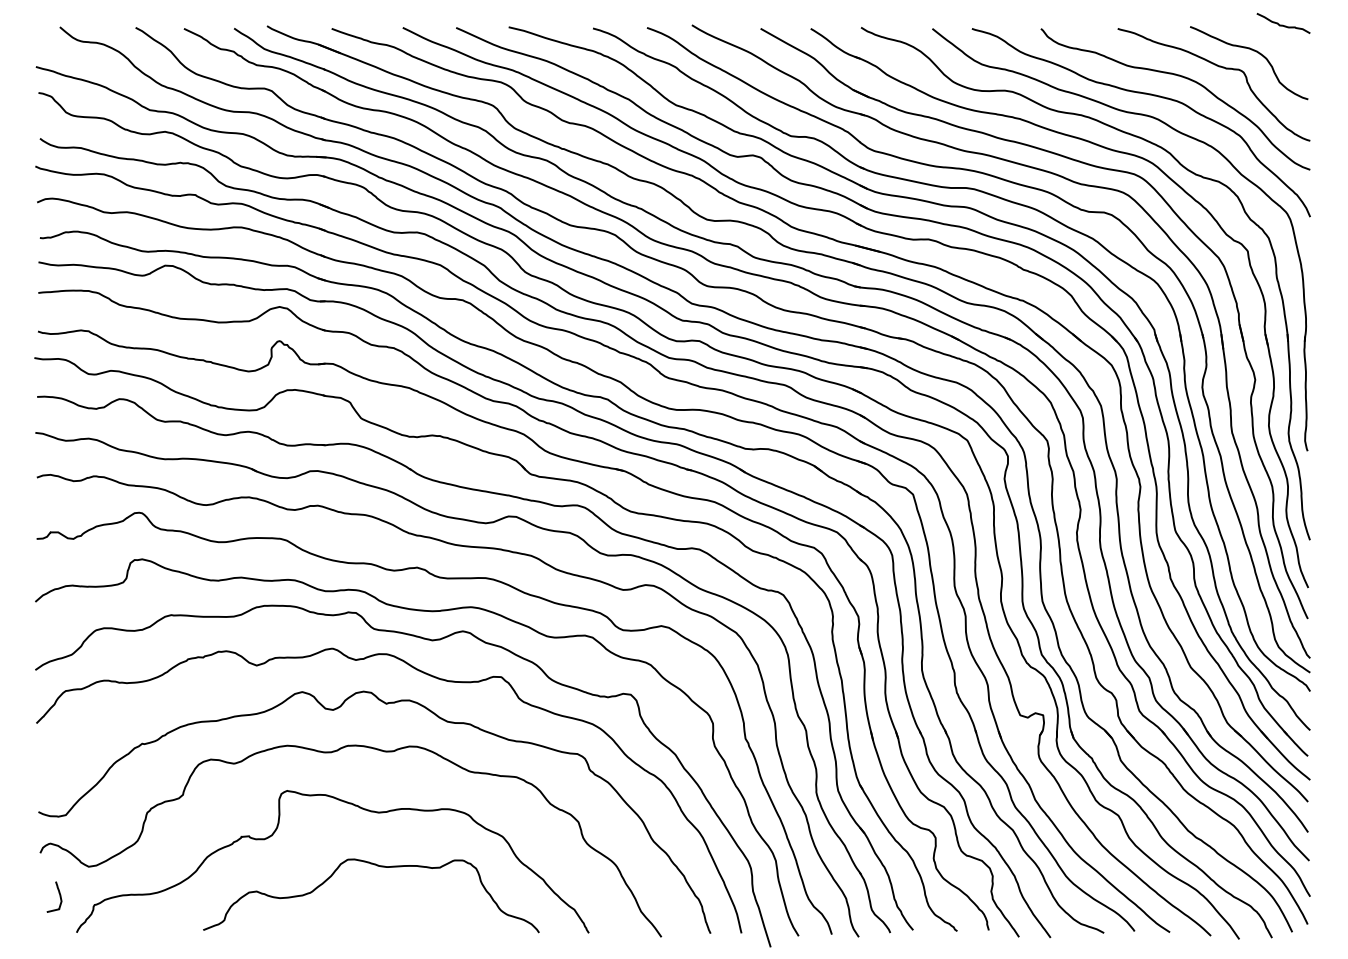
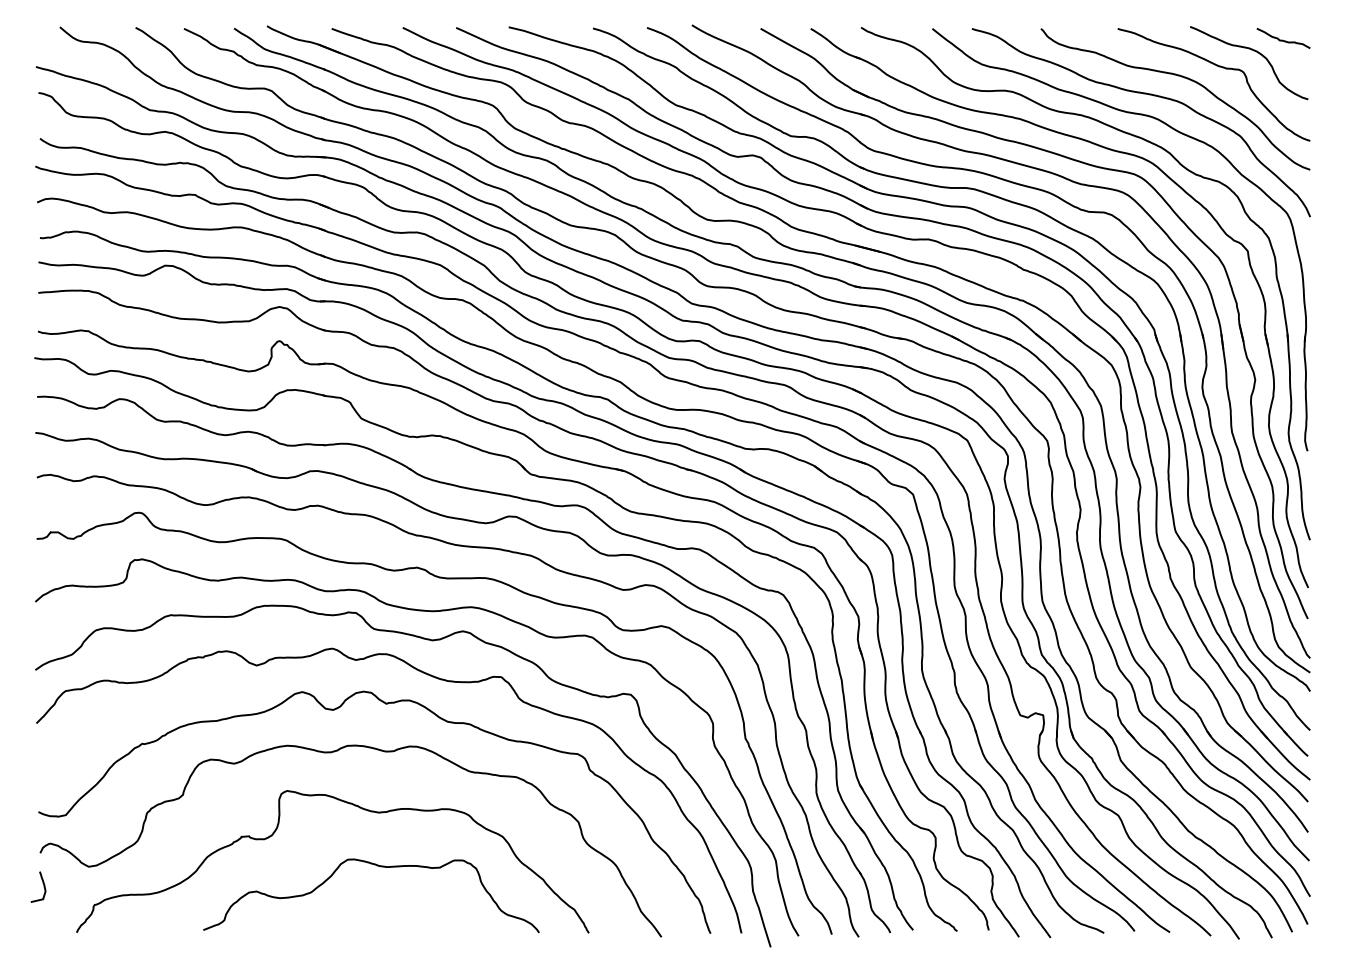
curve position: (1282, 24) -> (1282, 39) (1282, 39)
curve position: (58, 893) -> (42, 883) (42, 883)
